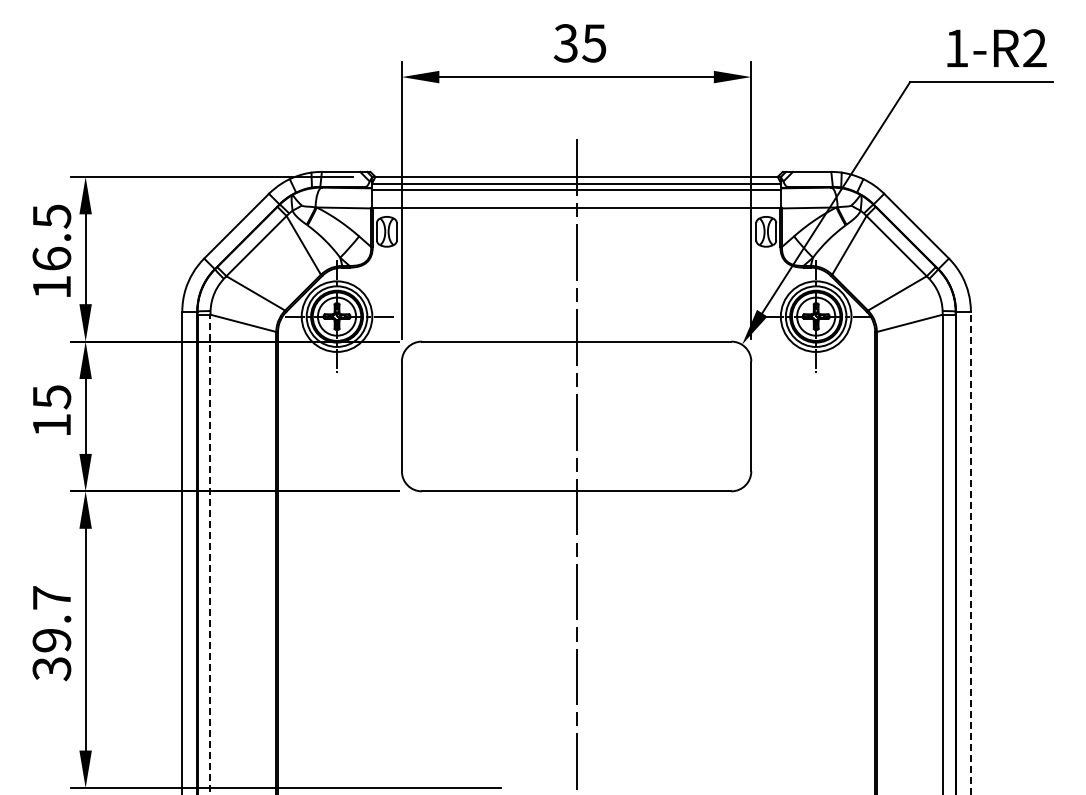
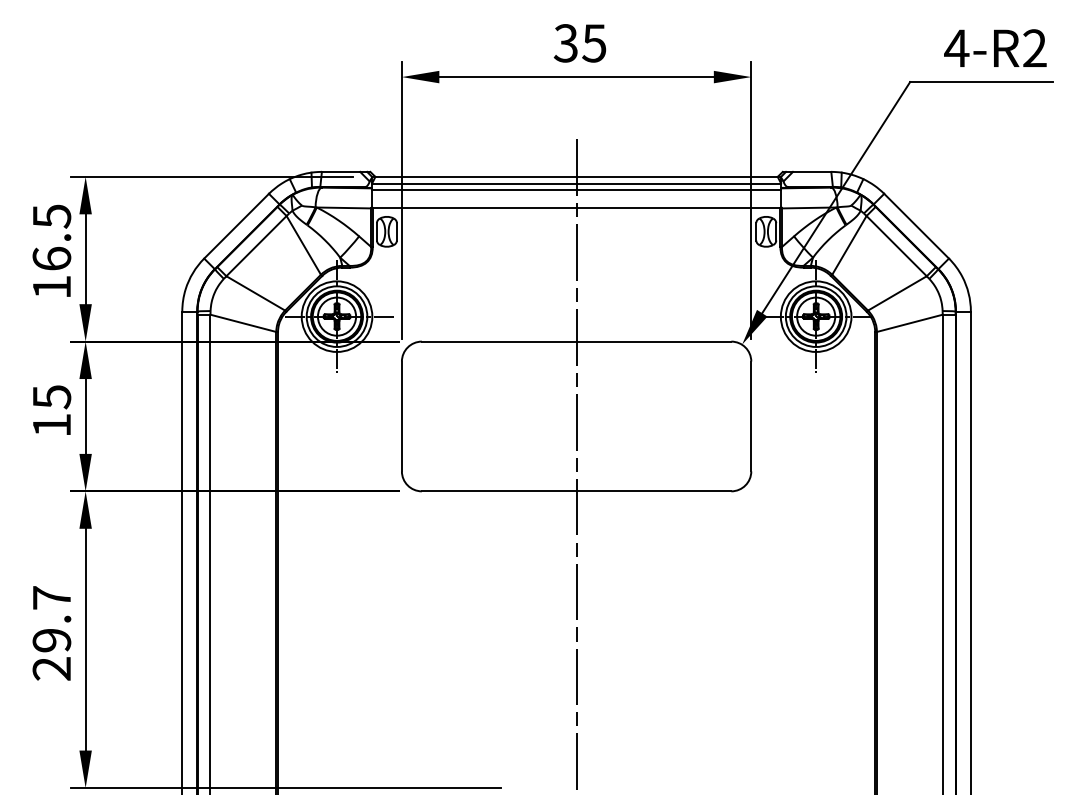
text: 1-R2 -> 4-R2 (956, 47)
line: dashed -> solid (970, 552)
line: dashed -> solid (210, 554)
text: 39.7 -> 29.7 (51, 669)
